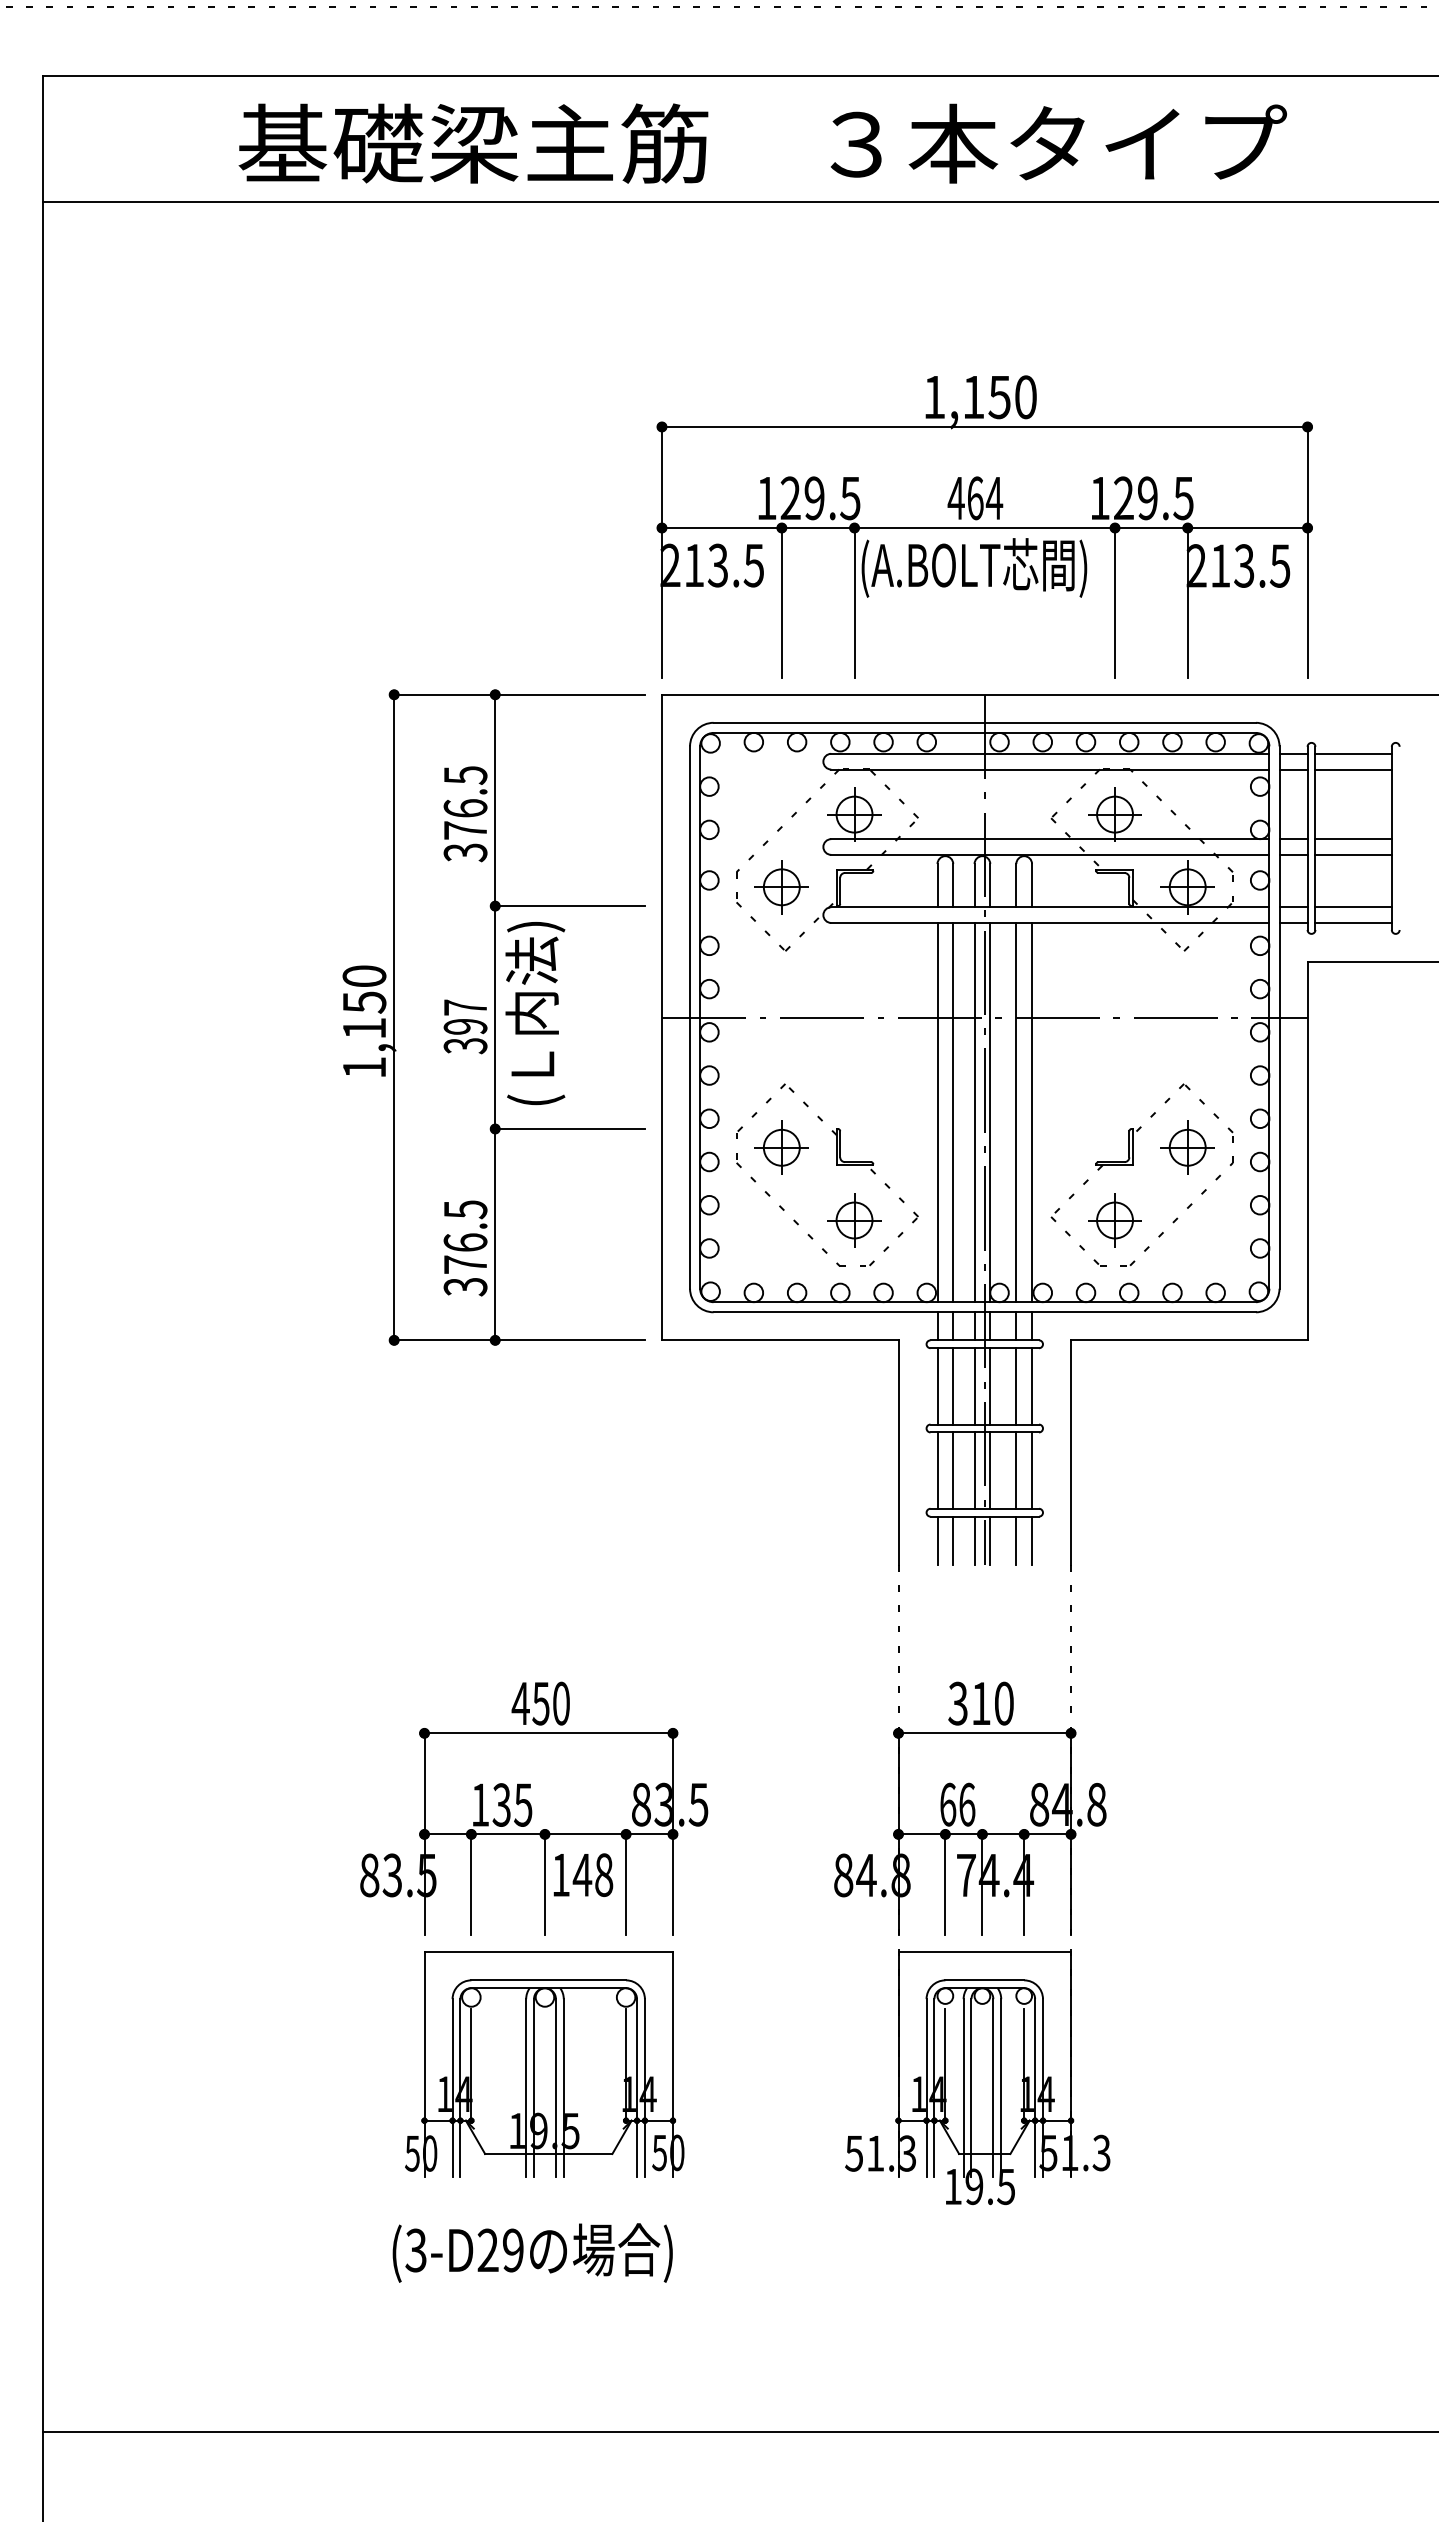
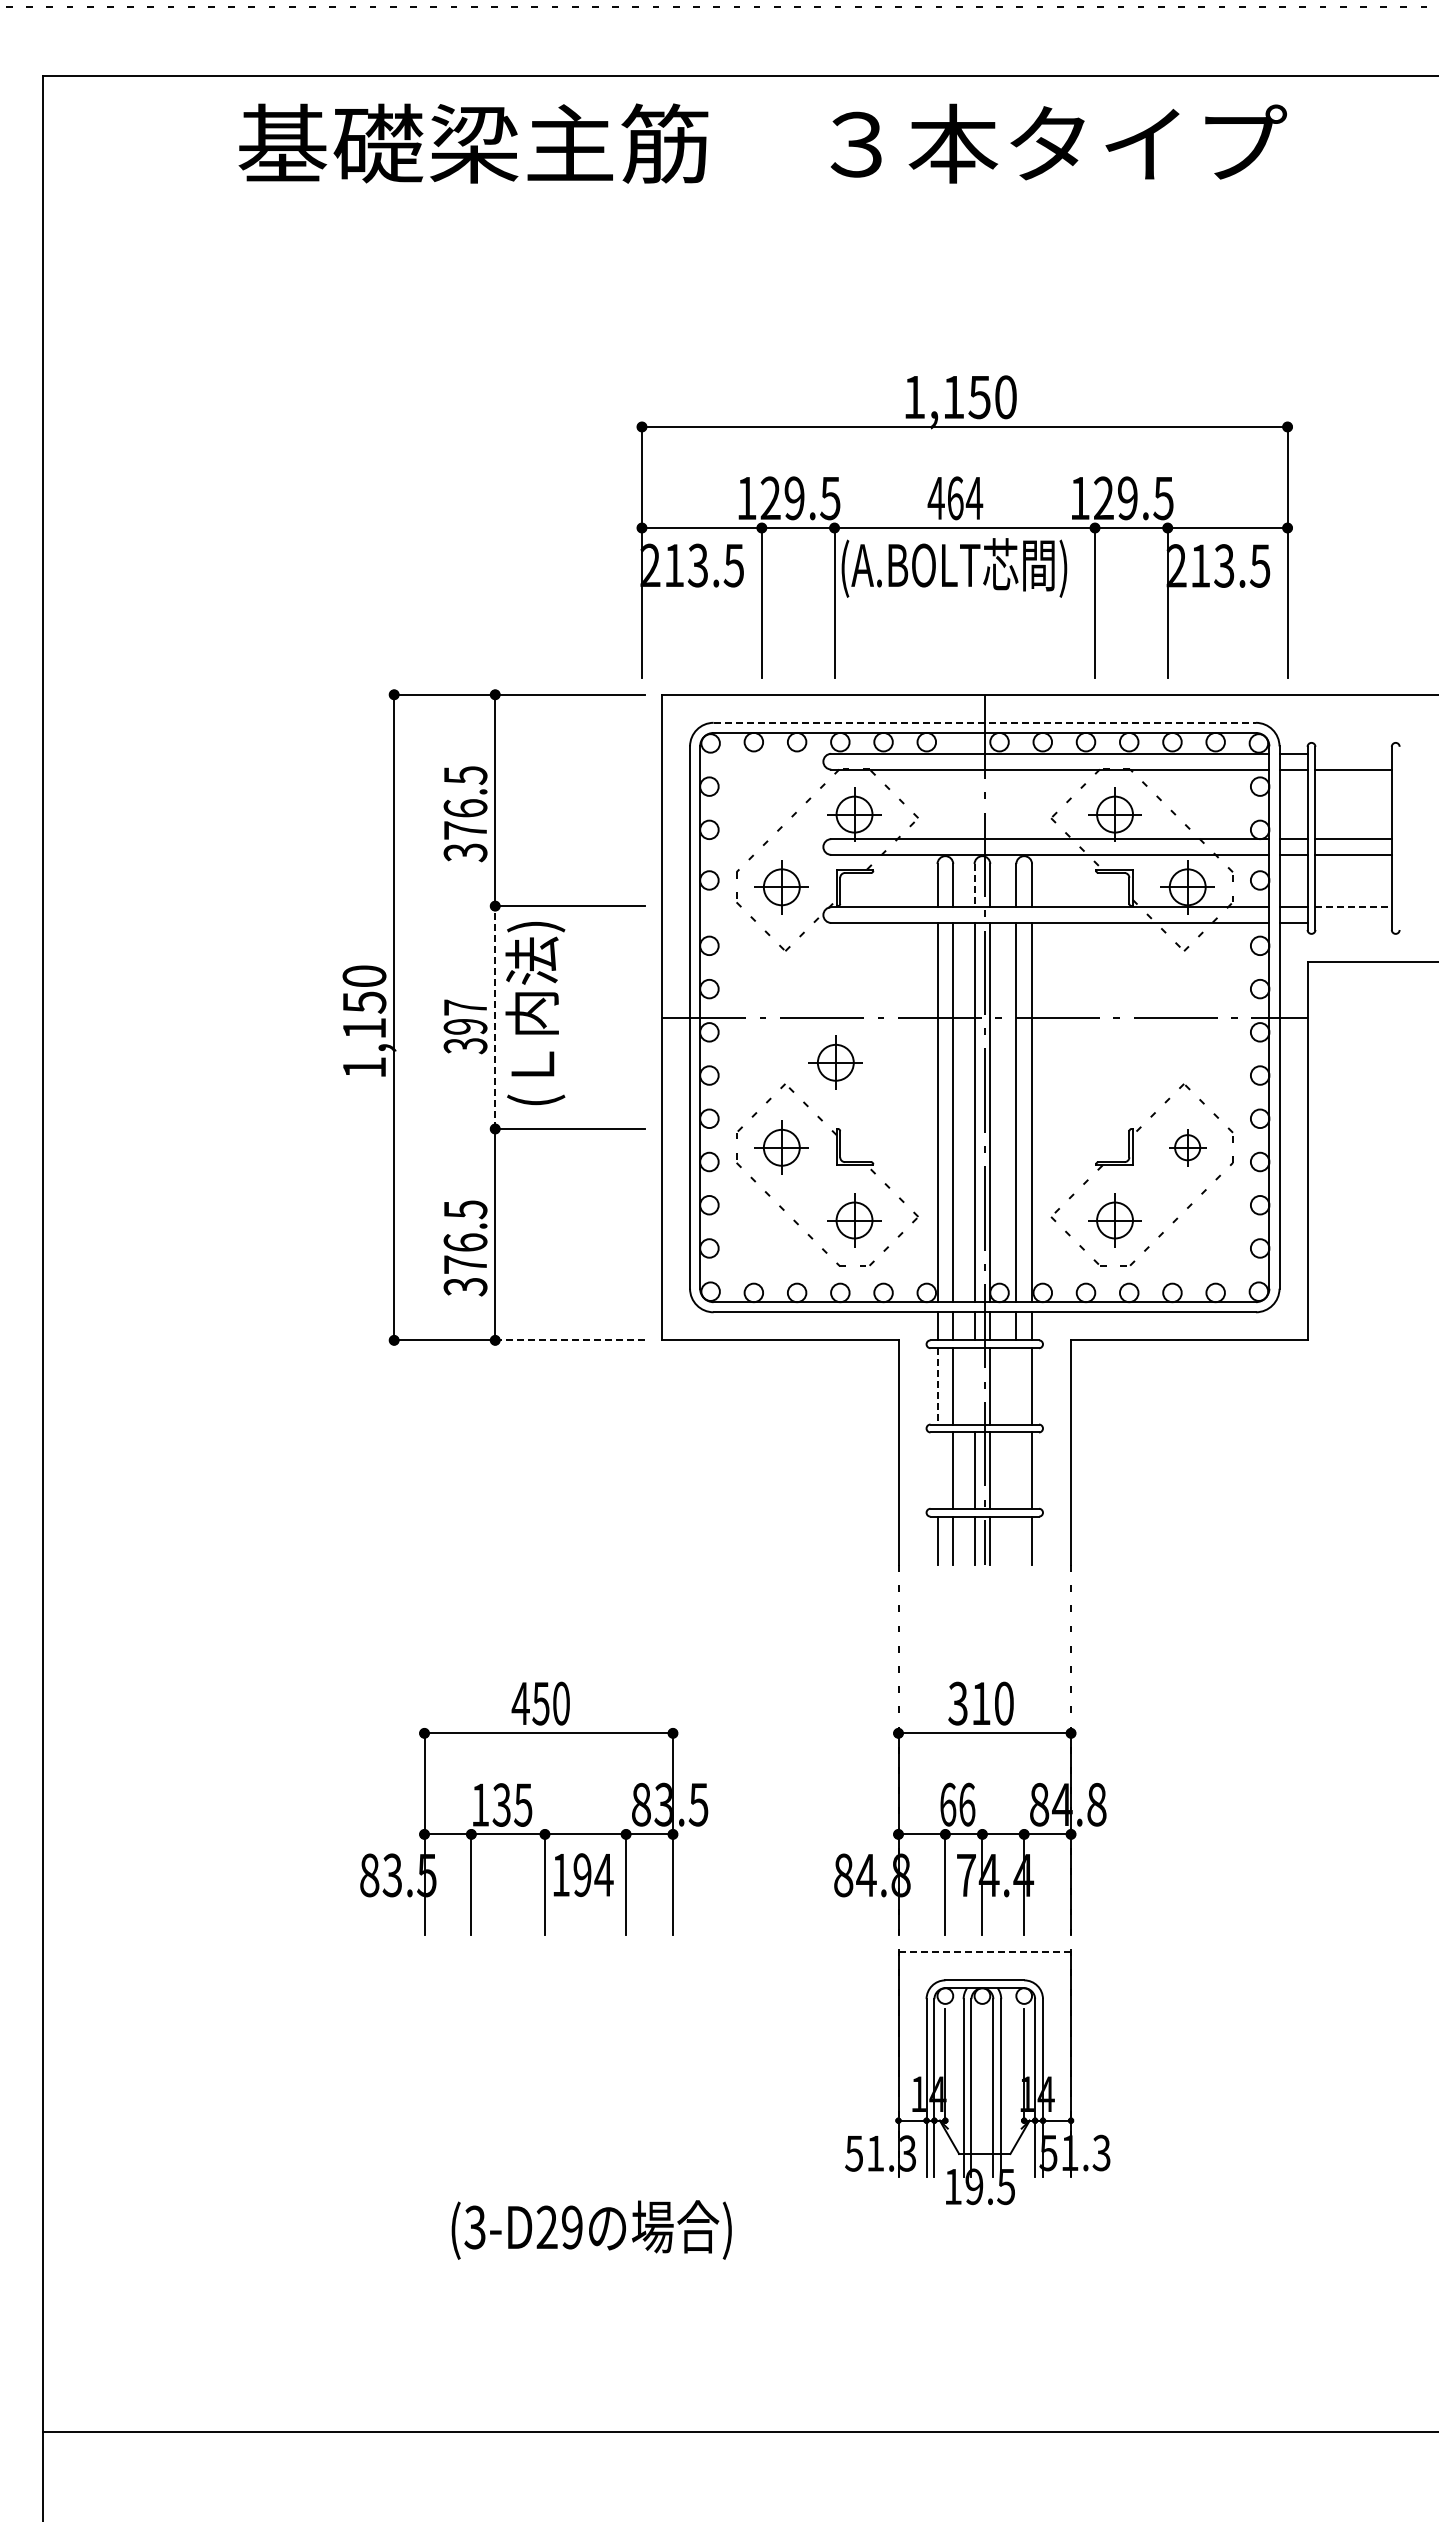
line: present -> none (739, 201)
part position: (984, 526) -> (964, 526) (964, 526)
line: solid -> dashed (985, 722)
line: present -> none (1353, 753)
line: solid -> dashed (974, 885)
line: solid -> dashed (1354, 907)
line: present -> none (1353, 922)
line: solid -> dashed (495, 1017)
part: none -> present (835, 1062)
part size: 55x55 px -> 38x38 px (1187, 1147)
line: solid -> dashed (570, 1340)
line: solid -> dashed (937, 1386)
line: present -> none (974, 1386)
line: present -> none (1016, 1386)
line: present -> none (937, 1470)
line: present -> none (1016, 1470)
line: present -> none (1016, 1540)
text: 148 -> 194 (592, 1875)
line: solid -> dashed (985, 1952)
part: present -> none (544, 2064)
text position: (532, 2252) -> (591, 2229) (591, 2229)
